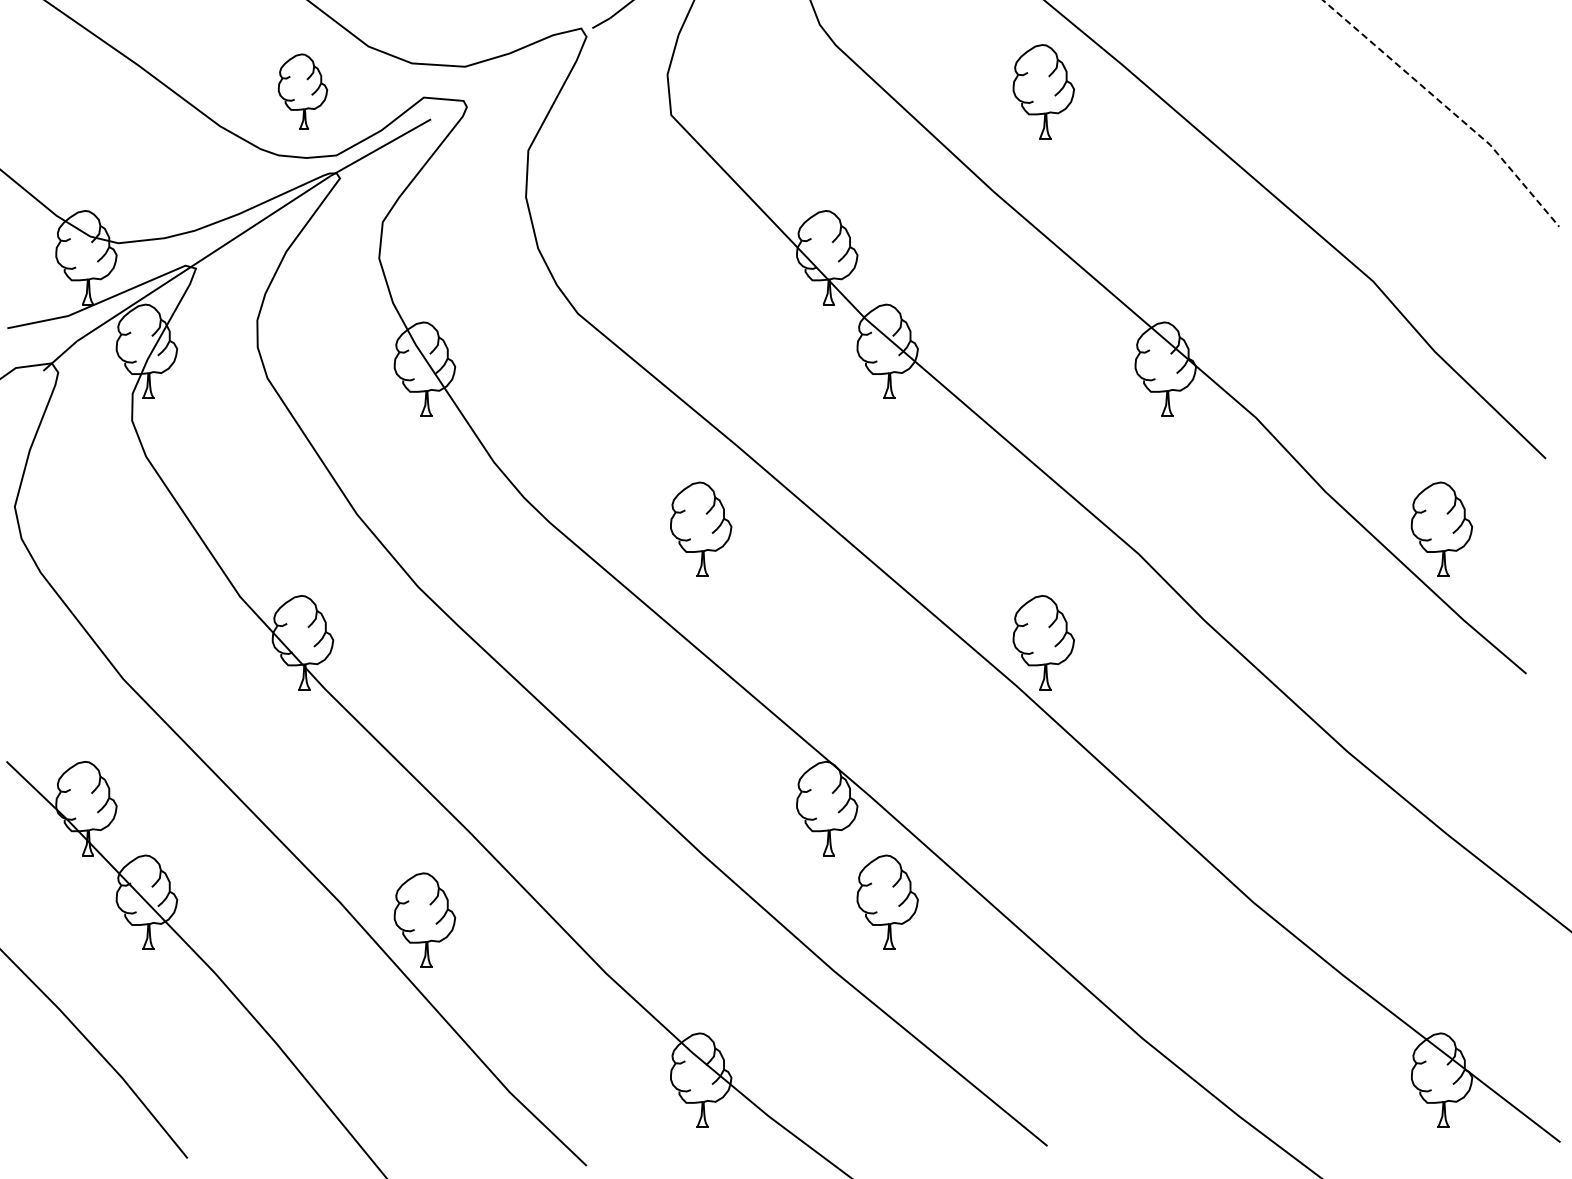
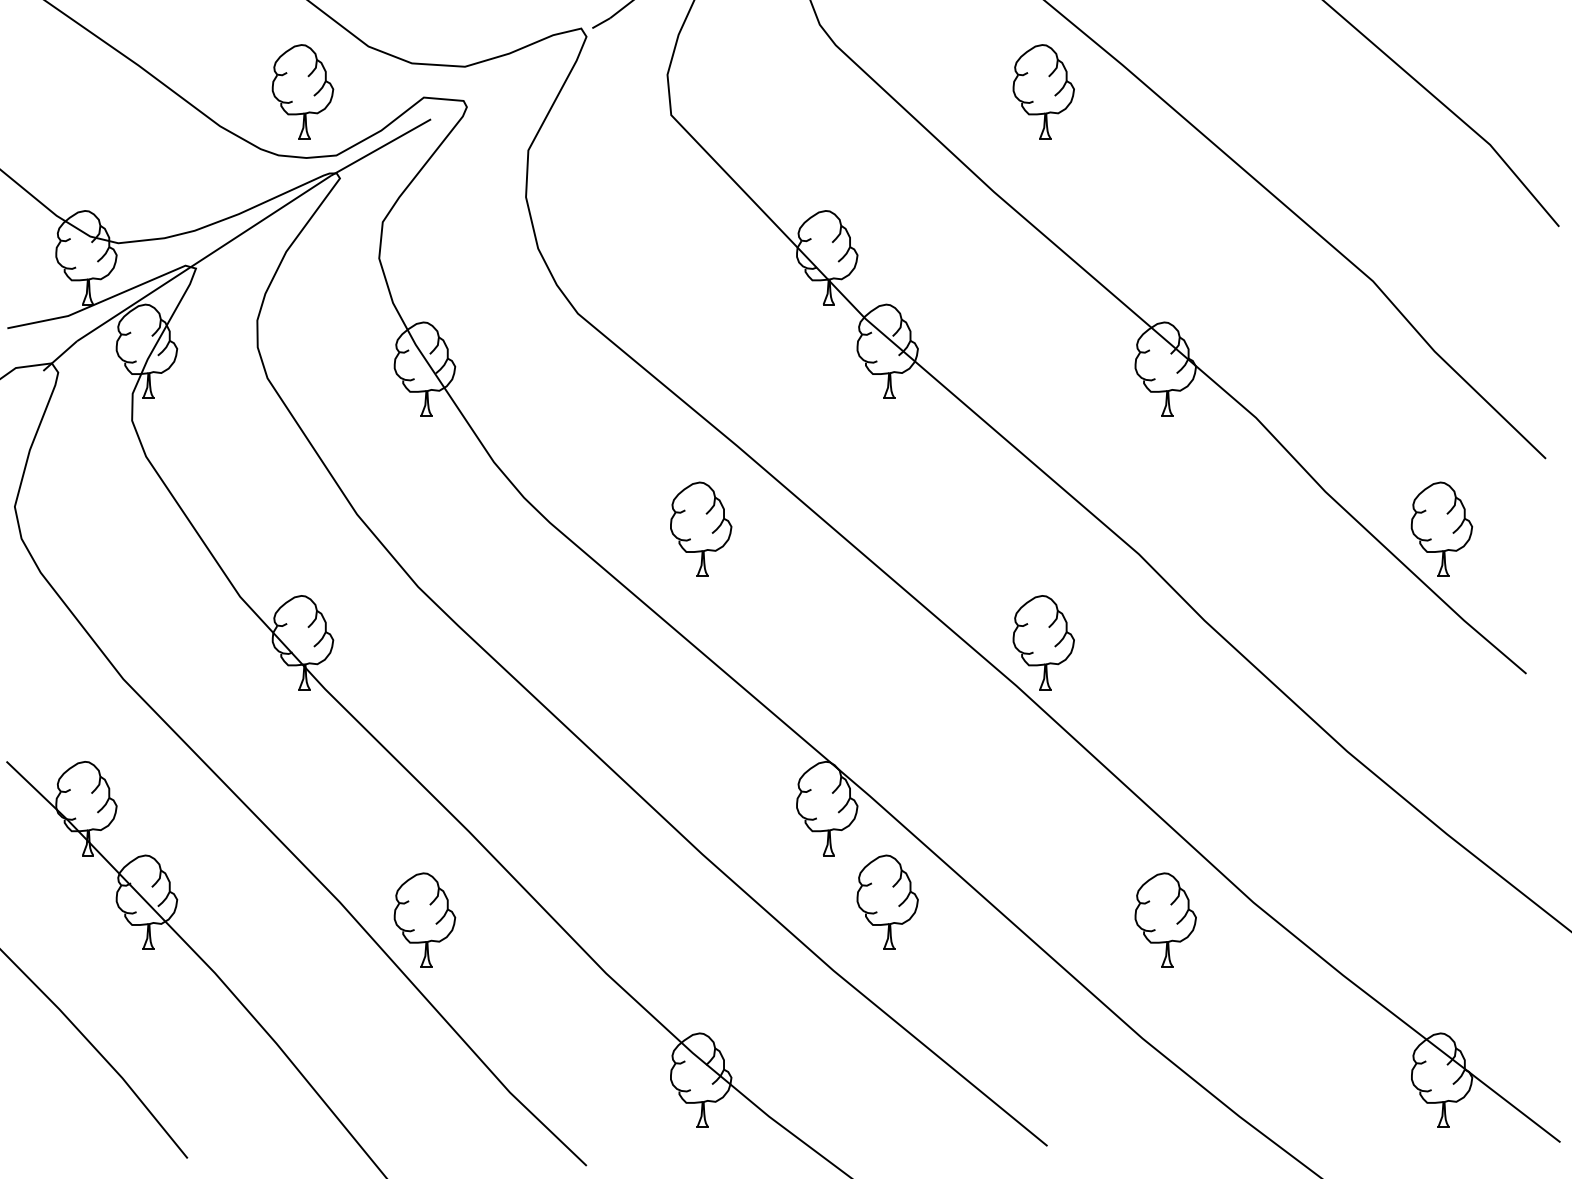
part size: 52x77 px -> 64x96 px (302, 91)
line: dashed -> solid (1447, 108)
part: none -> present (1165, 919)
